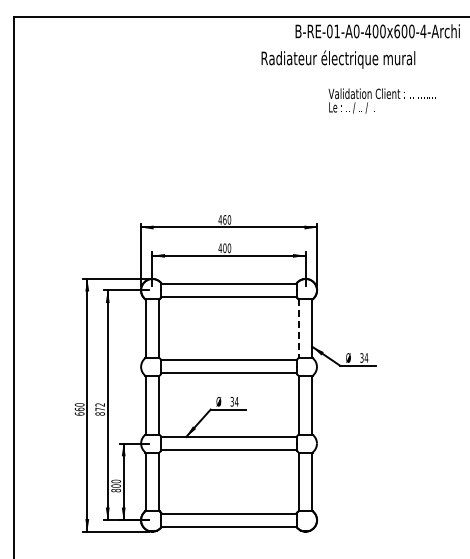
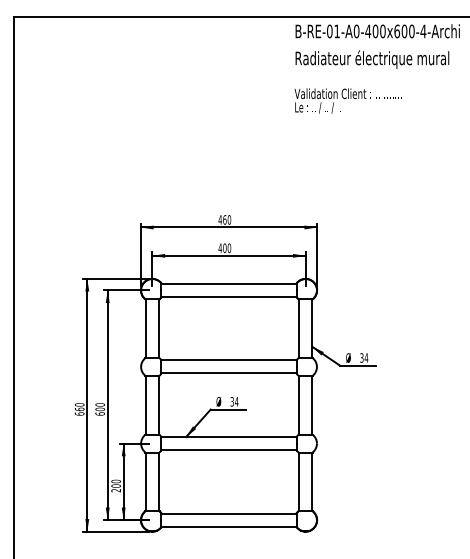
text position: (338, 59) -> (372, 59) (372, 59)
text position: (381, 100) -> (347, 100) (347, 100)
line: dashed -> solid (299, 329)
text: 872 -> 600 (100, 409)
text: 800 -> 200 (115, 490)
